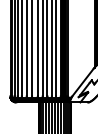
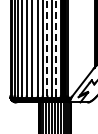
line: solid -> dashed (47, 48)
line: solid -> dashed (56, 48)
